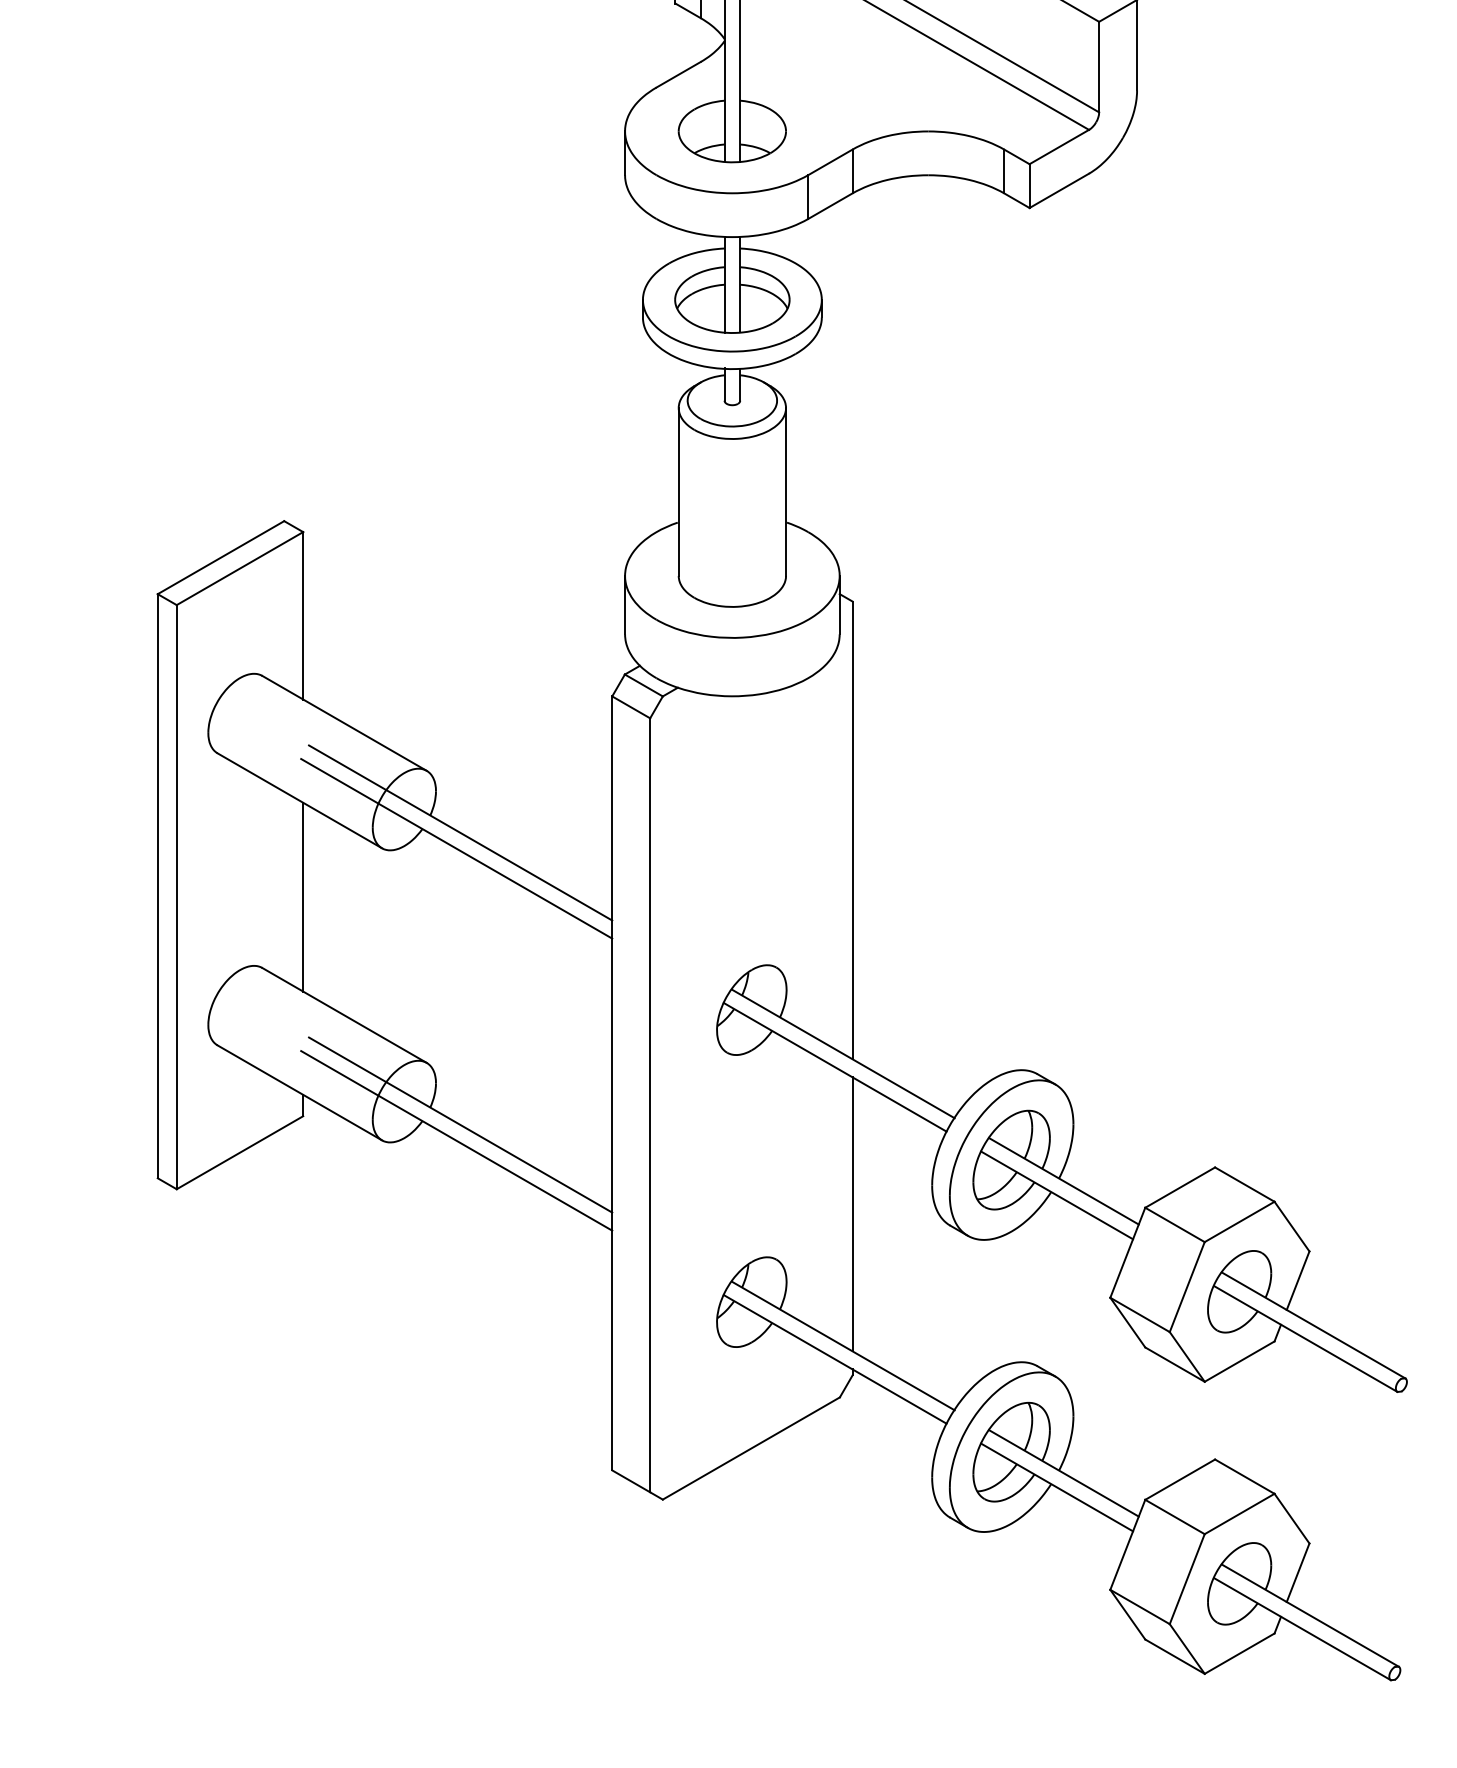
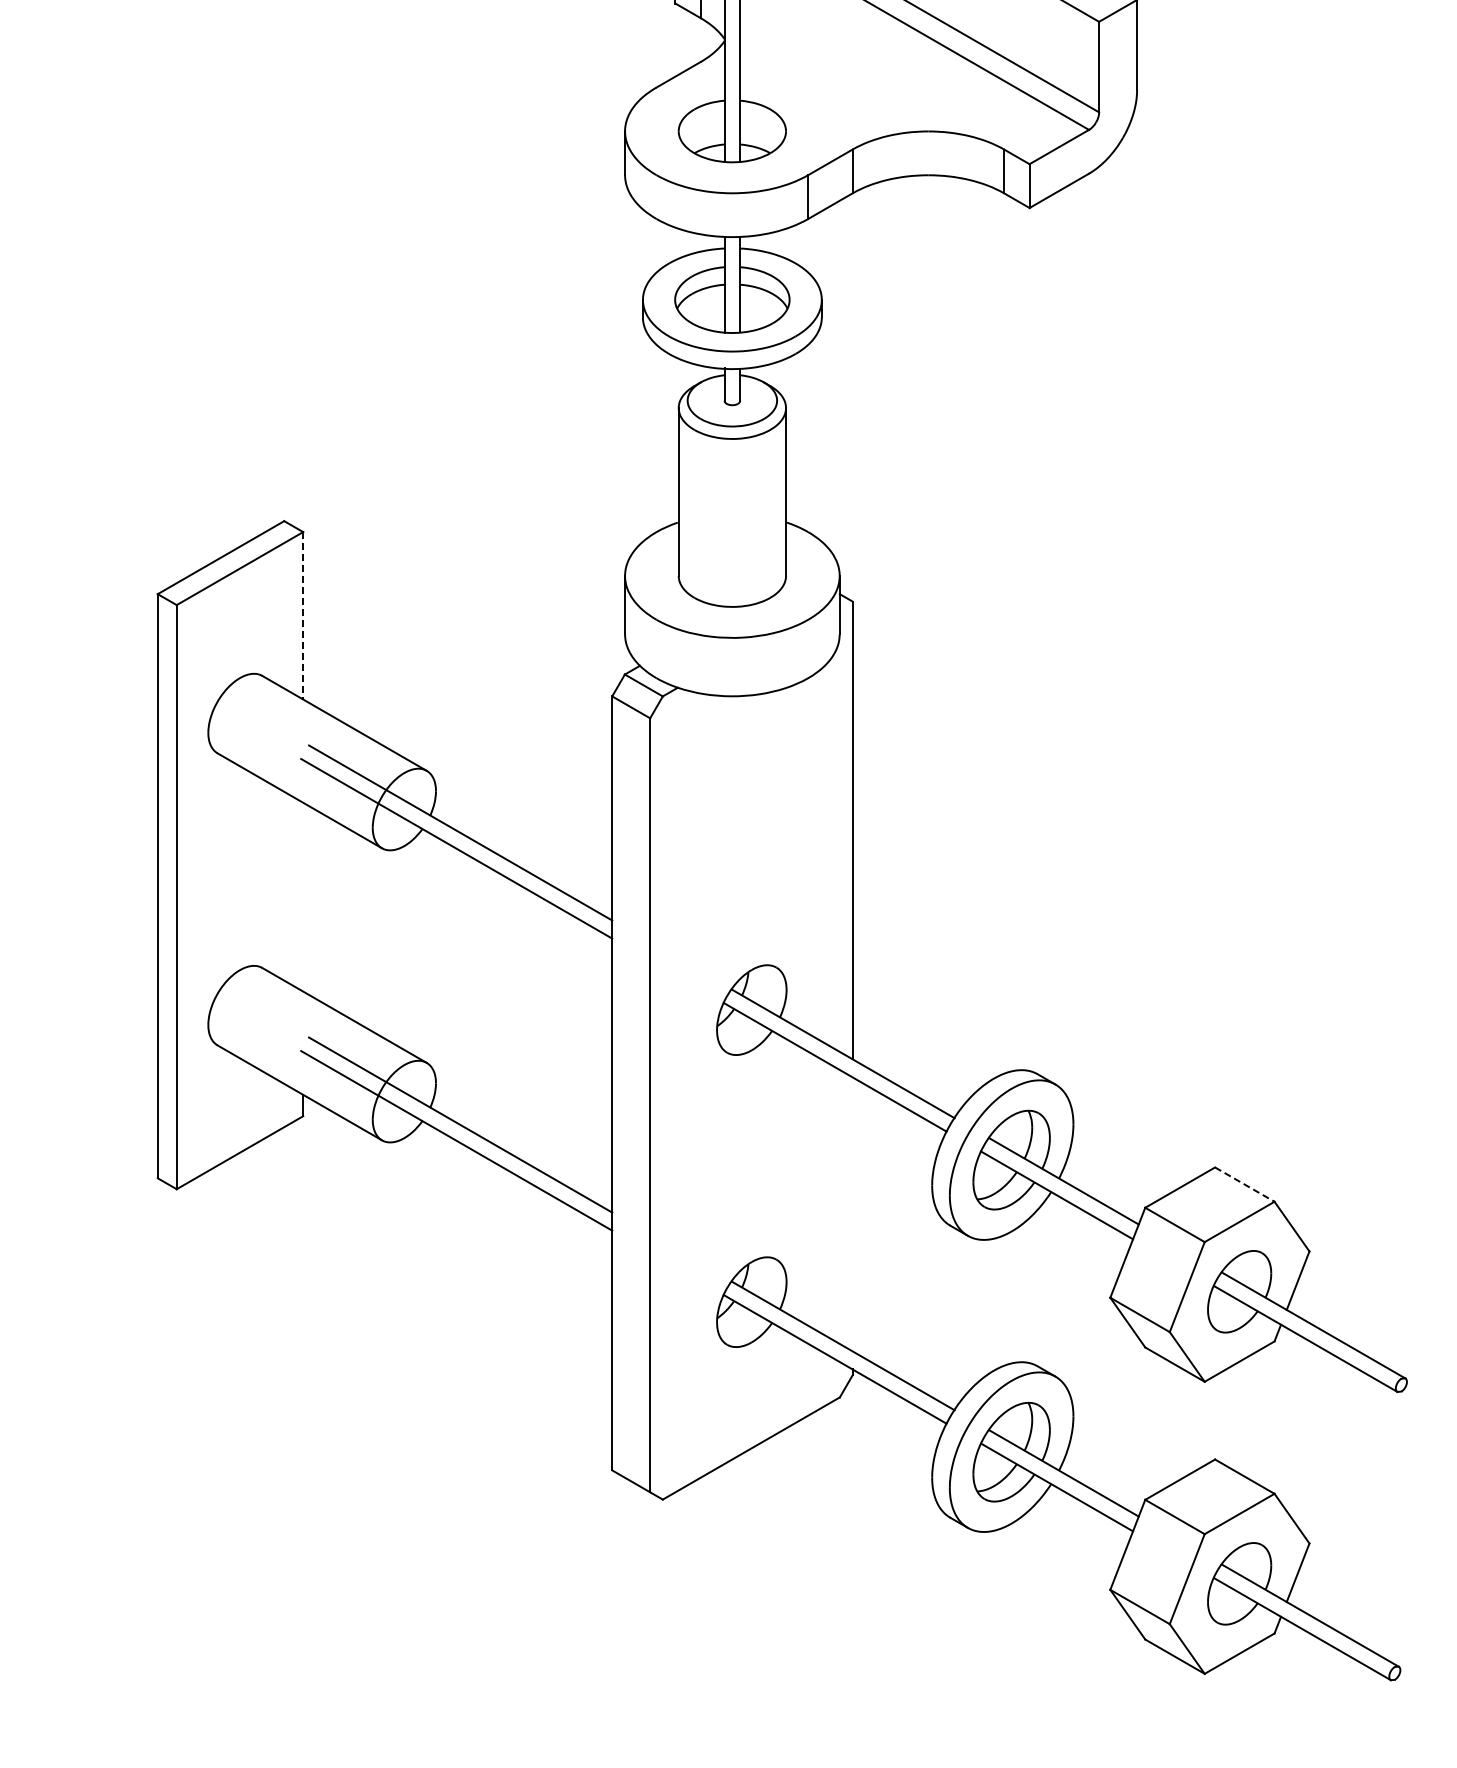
line: solid -> dashed (303, 615)
line: present -> none (303, 896)
line: solid -> dashed (1245, 1184)
line: present -> none (852, 1214)
